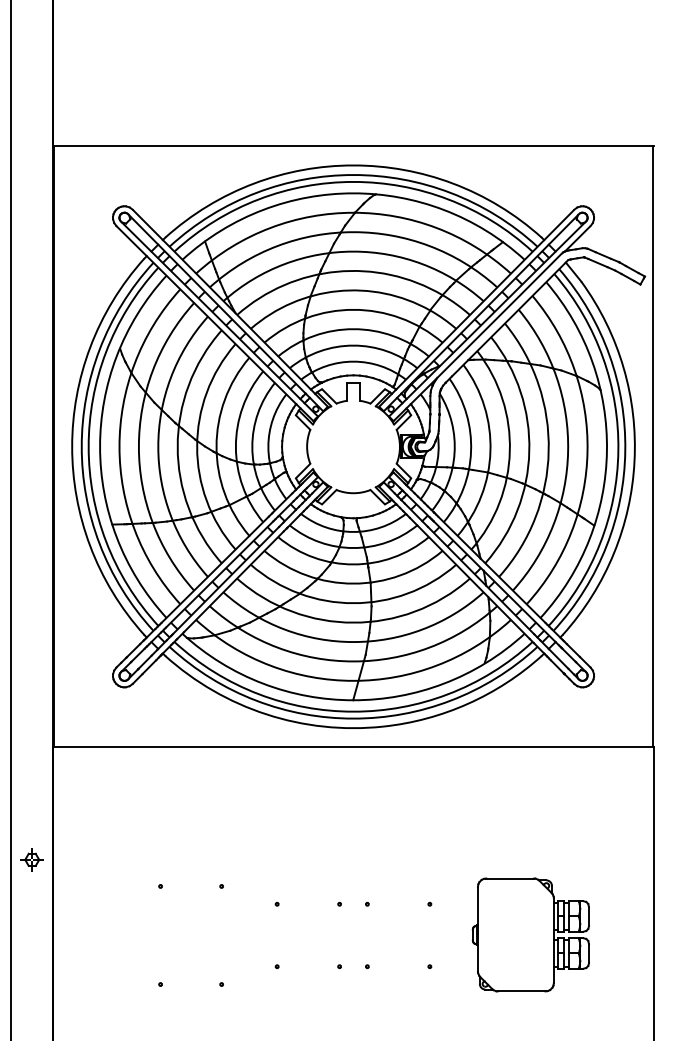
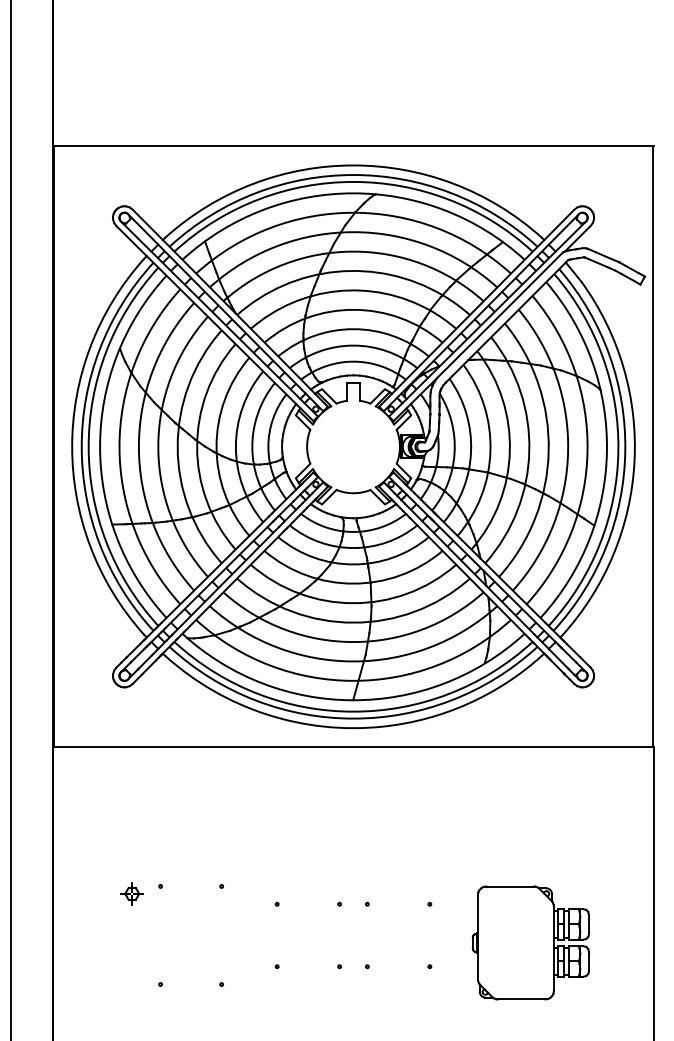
part position: (31, 859) -> (131, 893) (131, 893)
part position: (530, 934) -> (530, 942) (530, 942)
